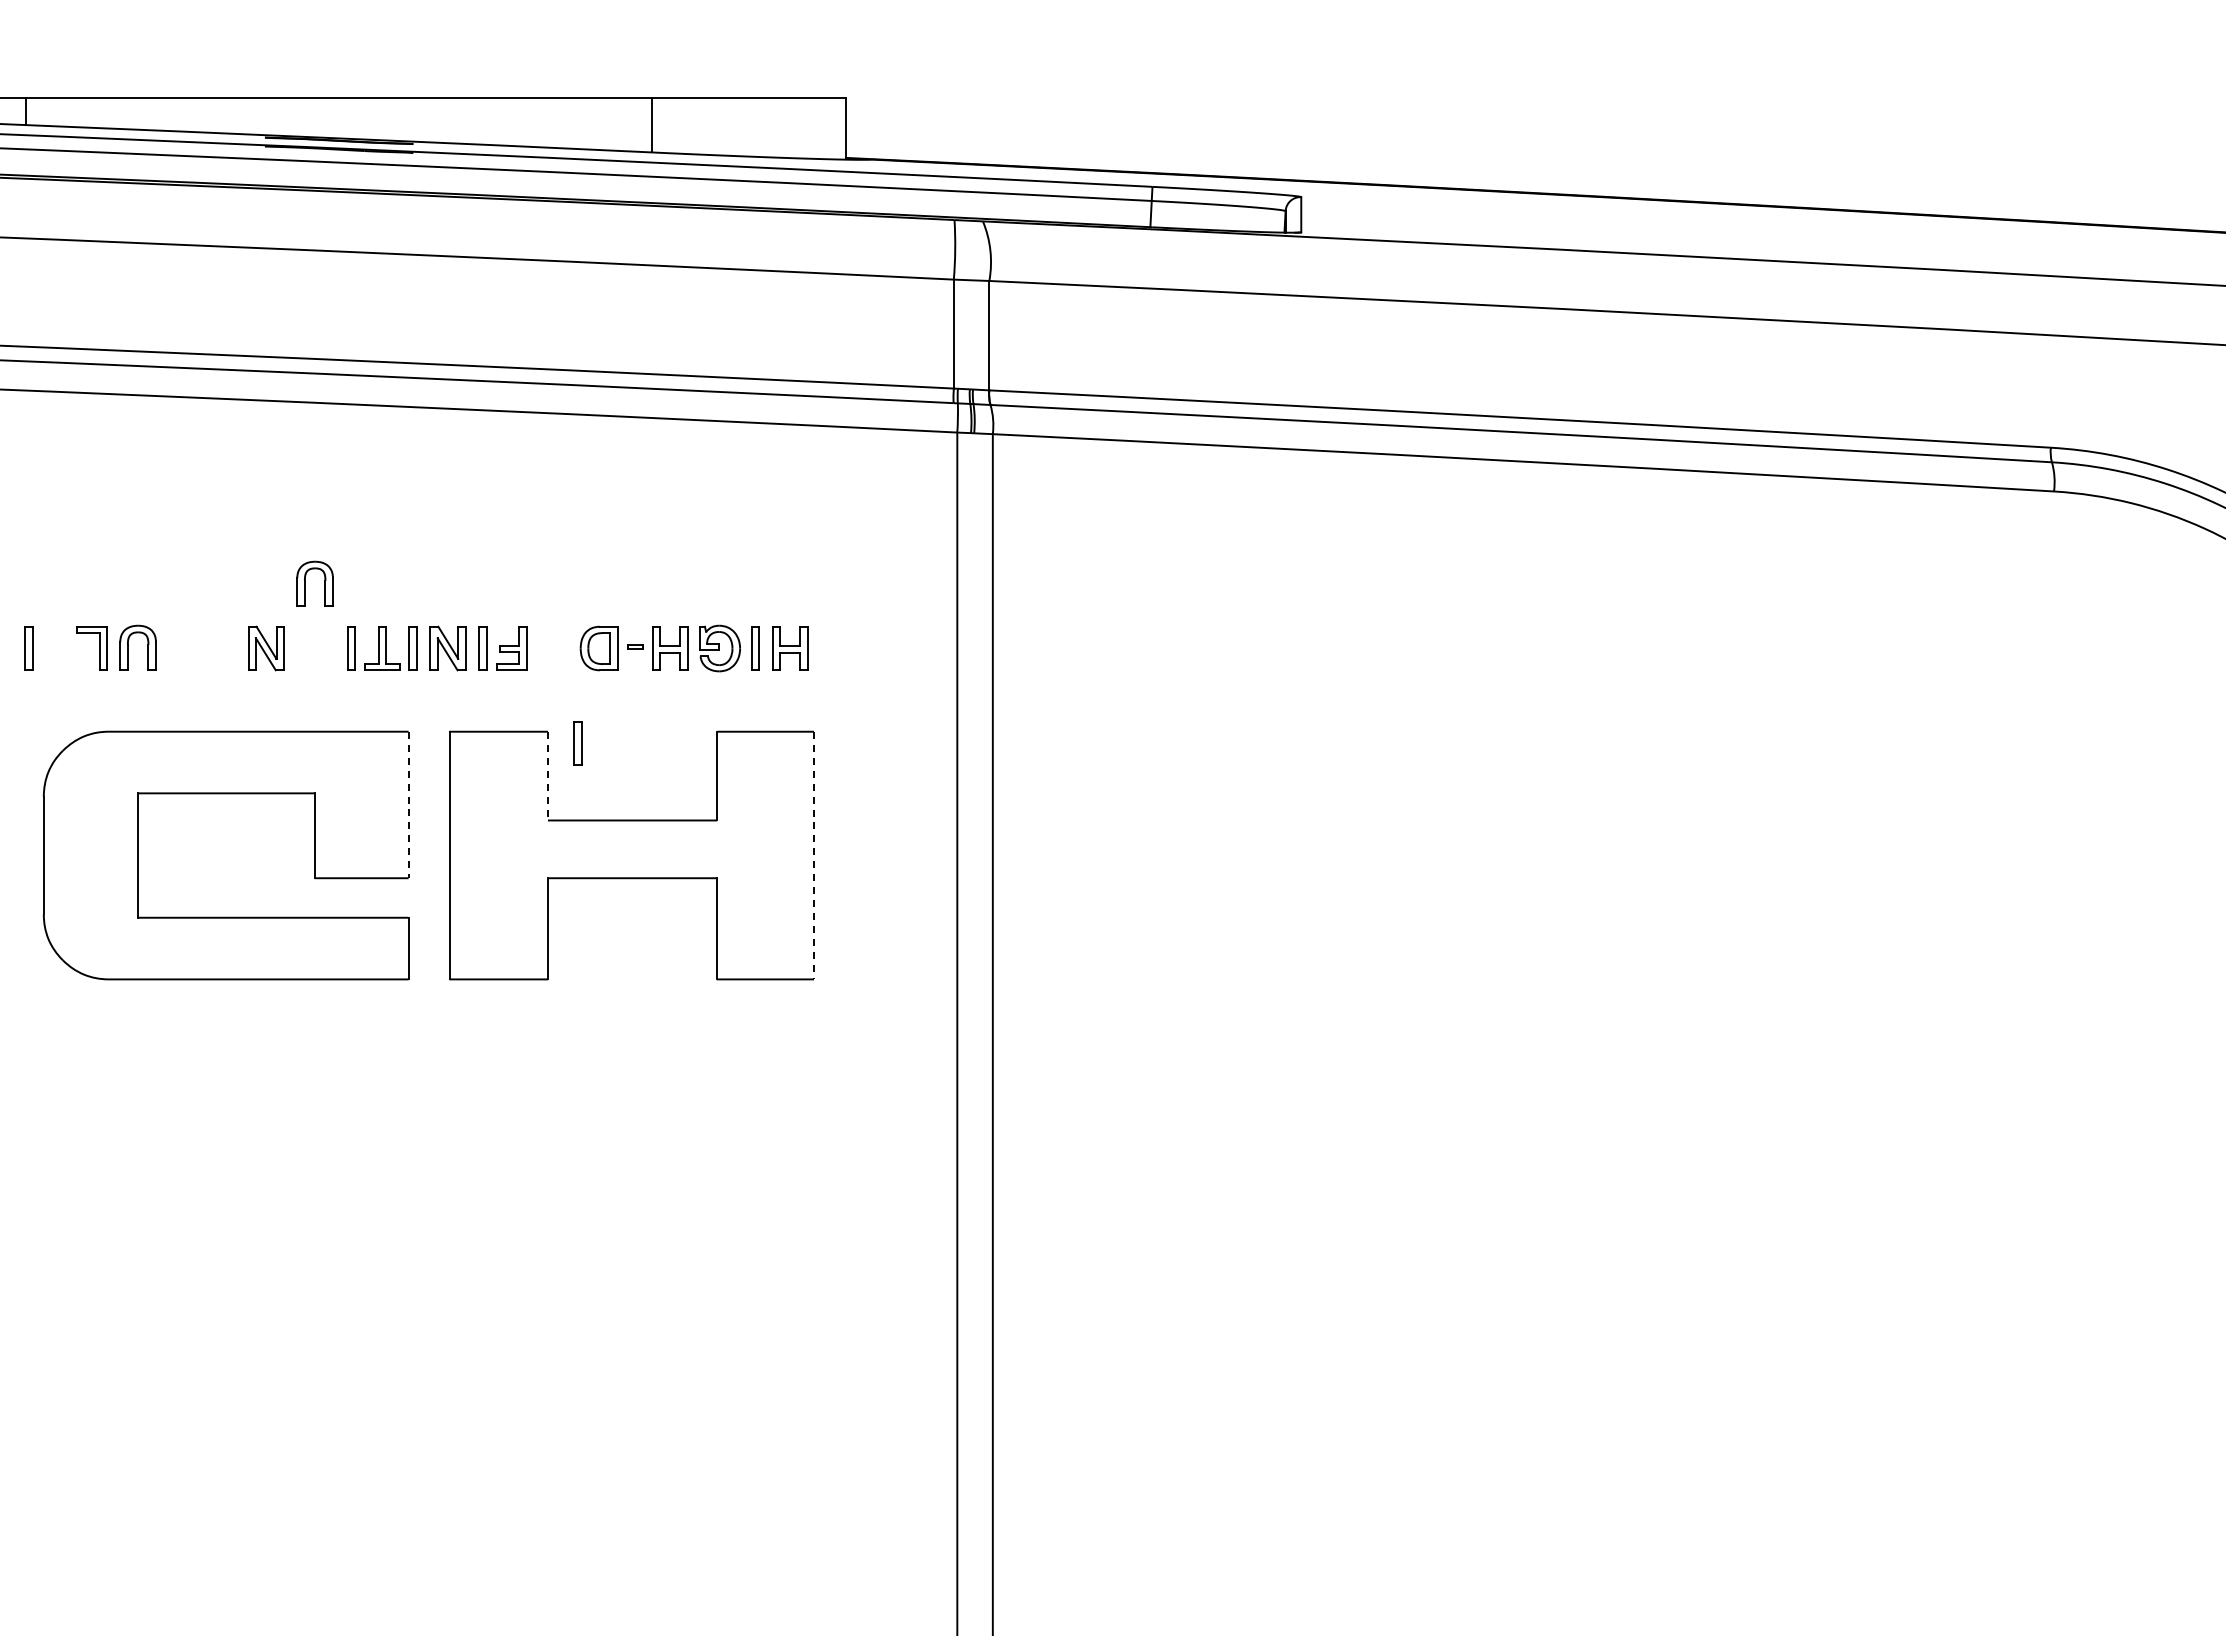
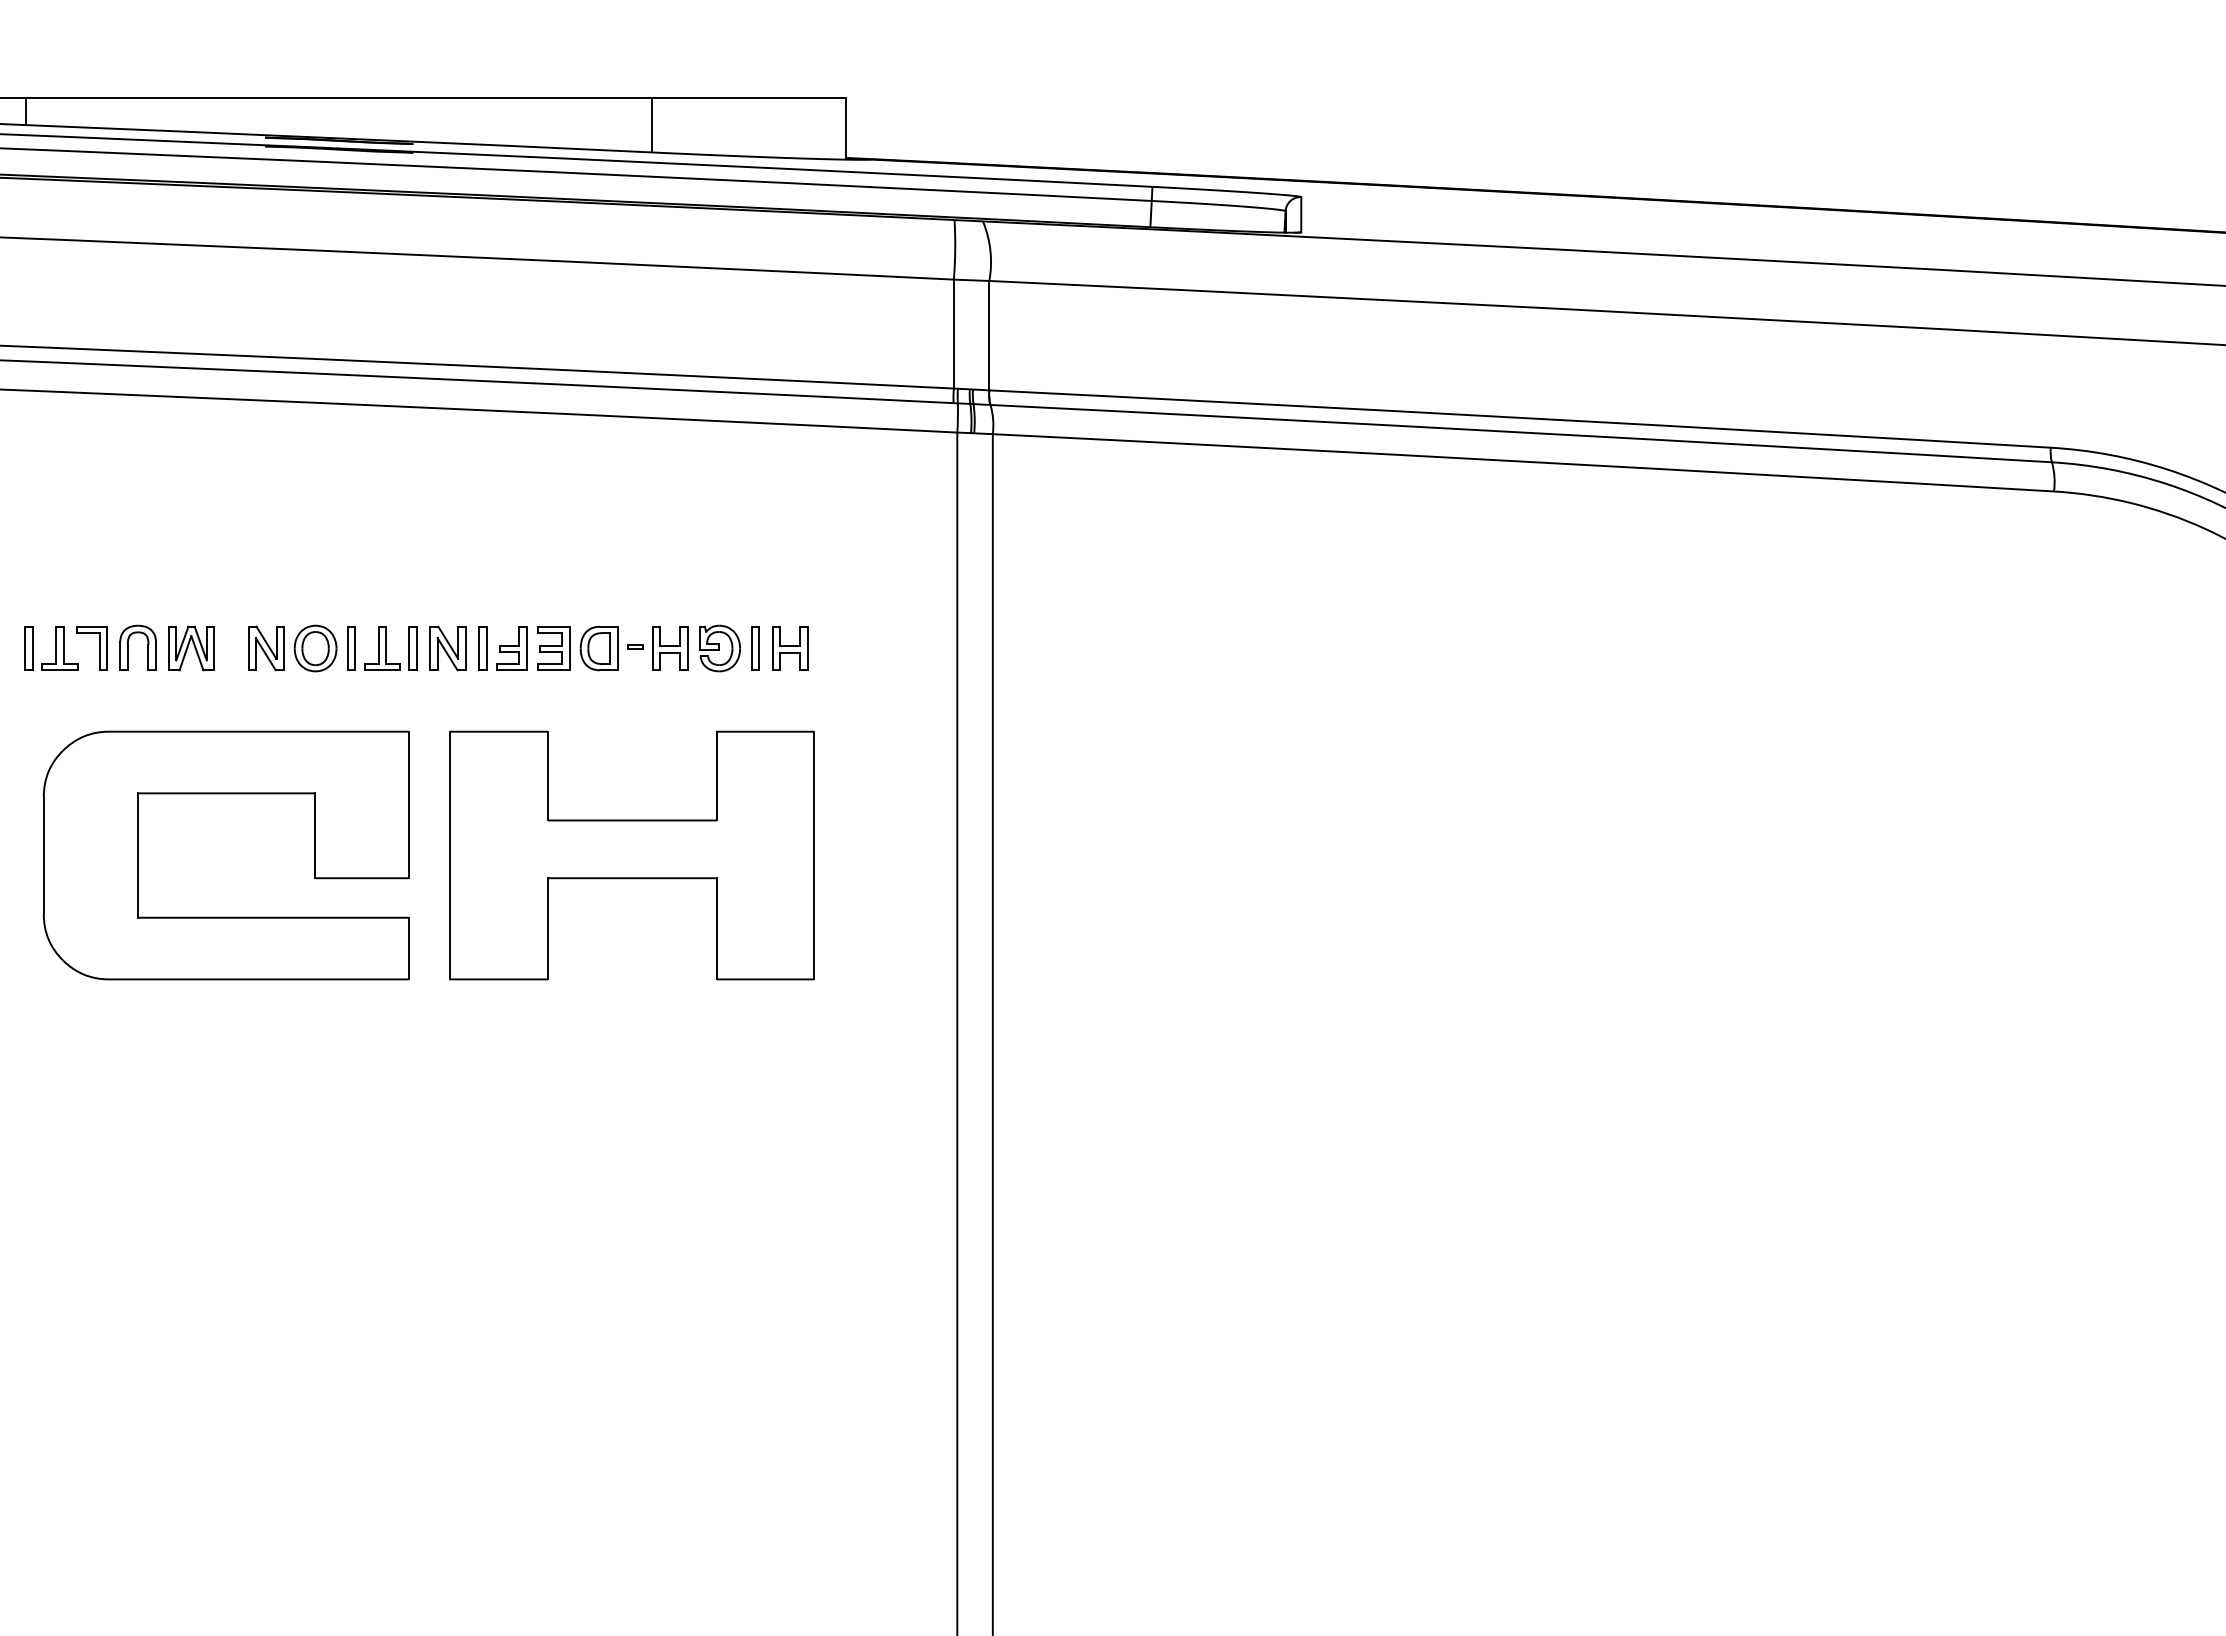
part: present -> none (305, 583)
part: none -> present (59, 648)
part: none -> present (191, 648)
part: none -> present (315, 648)
part: none -> present (553, 648)
part: present -> none (577, 743)
line: dashed -> solid (547, 776)
line: dashed -> solid (408, 805)
line: dashed -> solid (813, 855)
